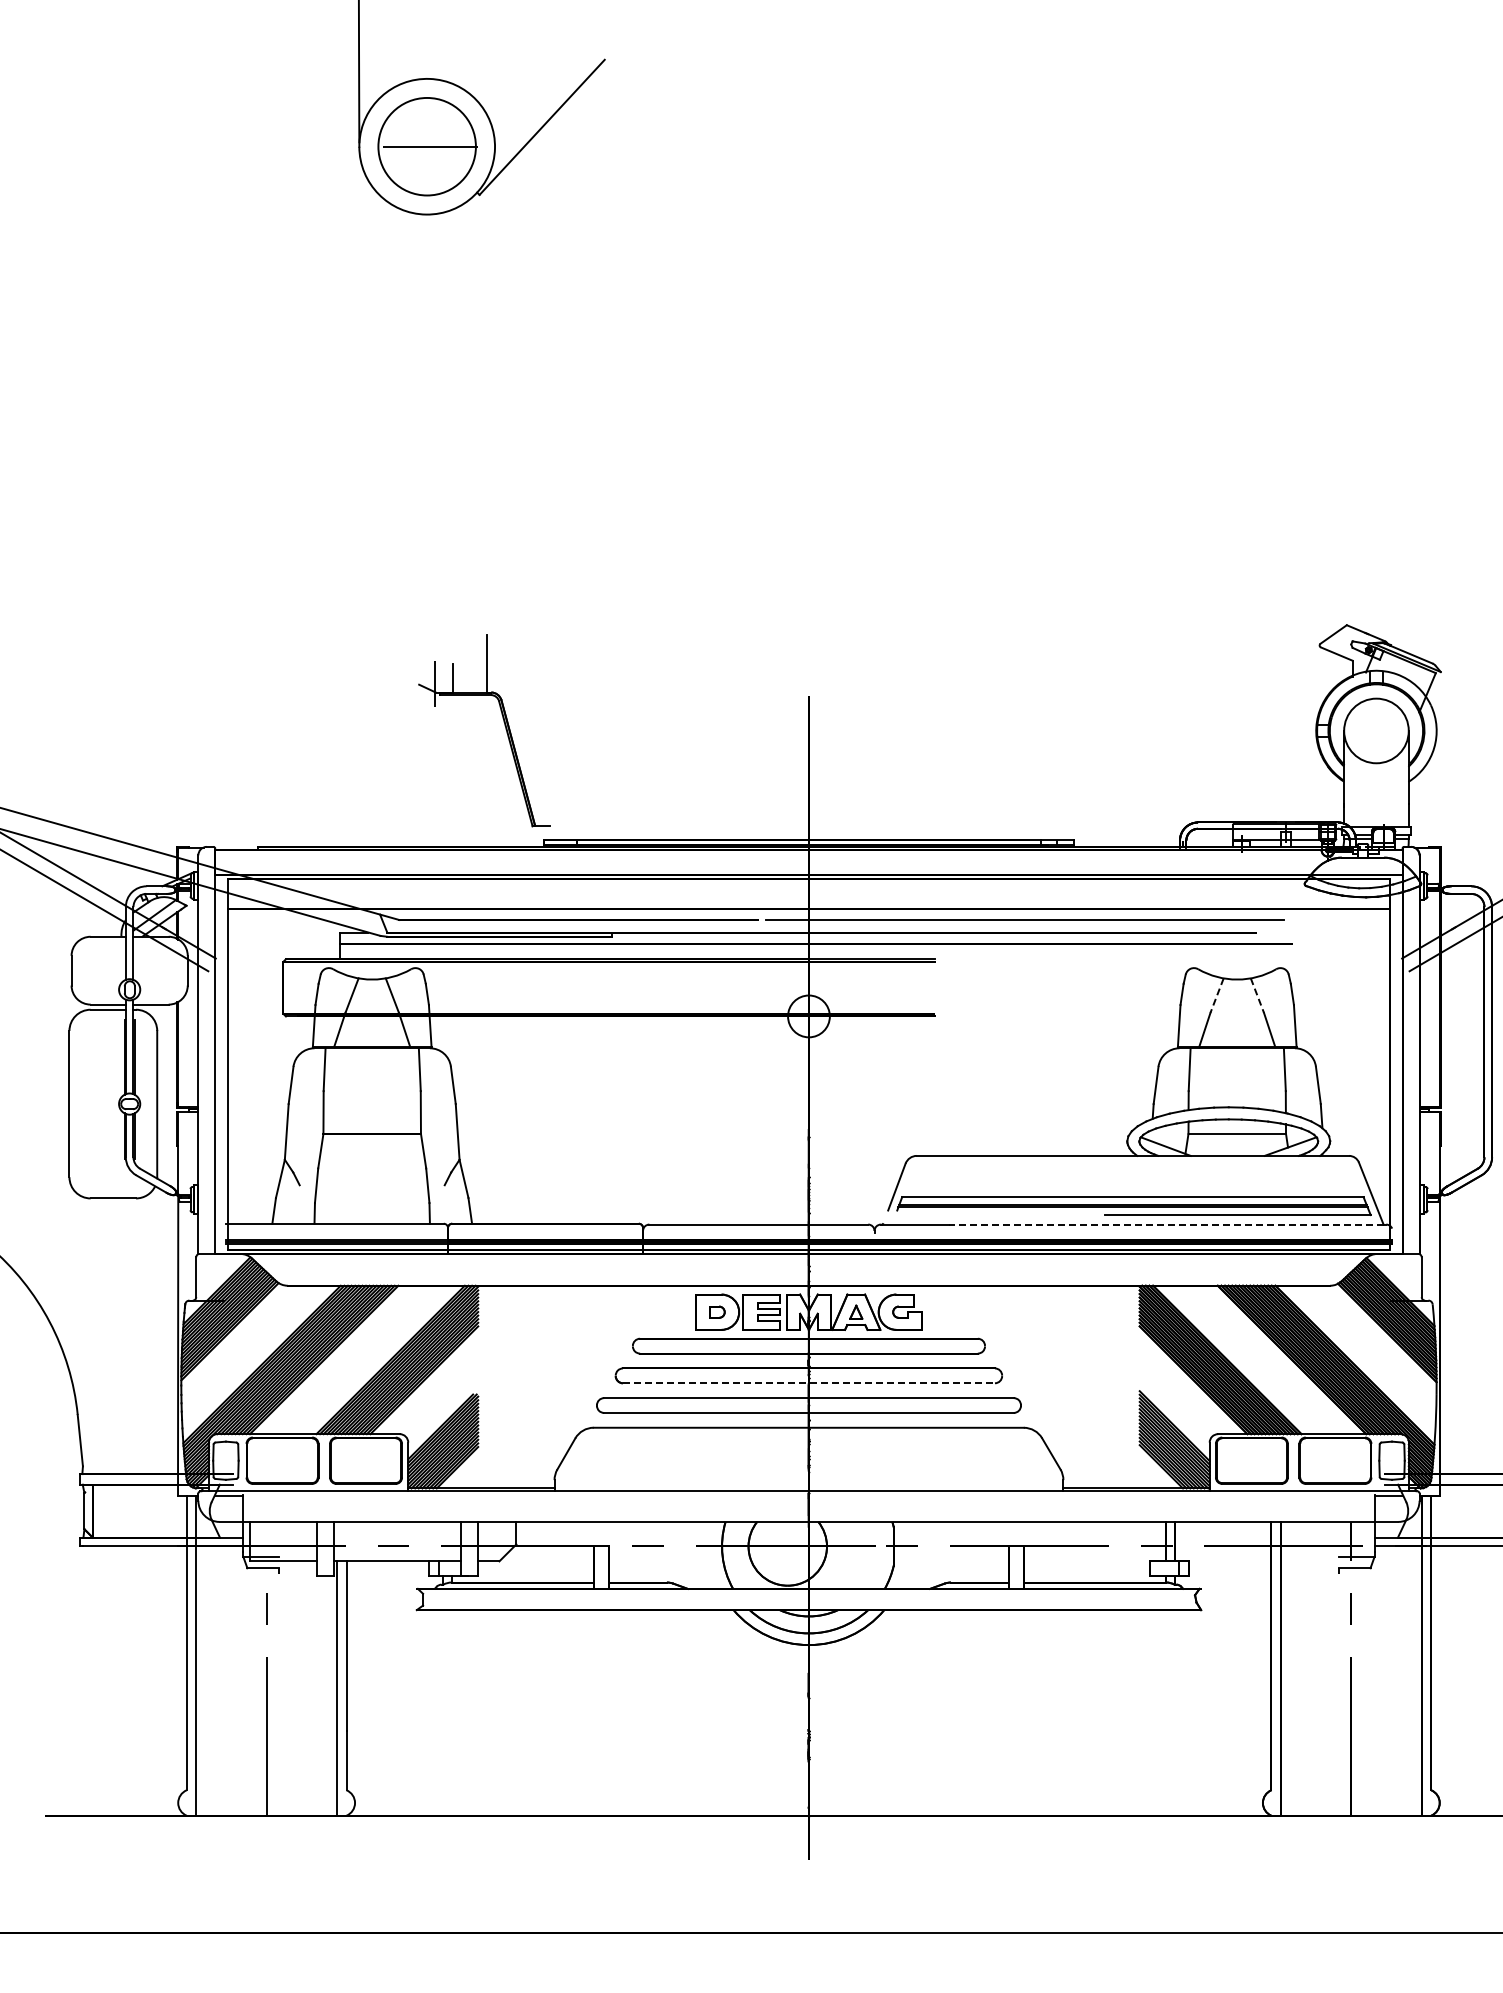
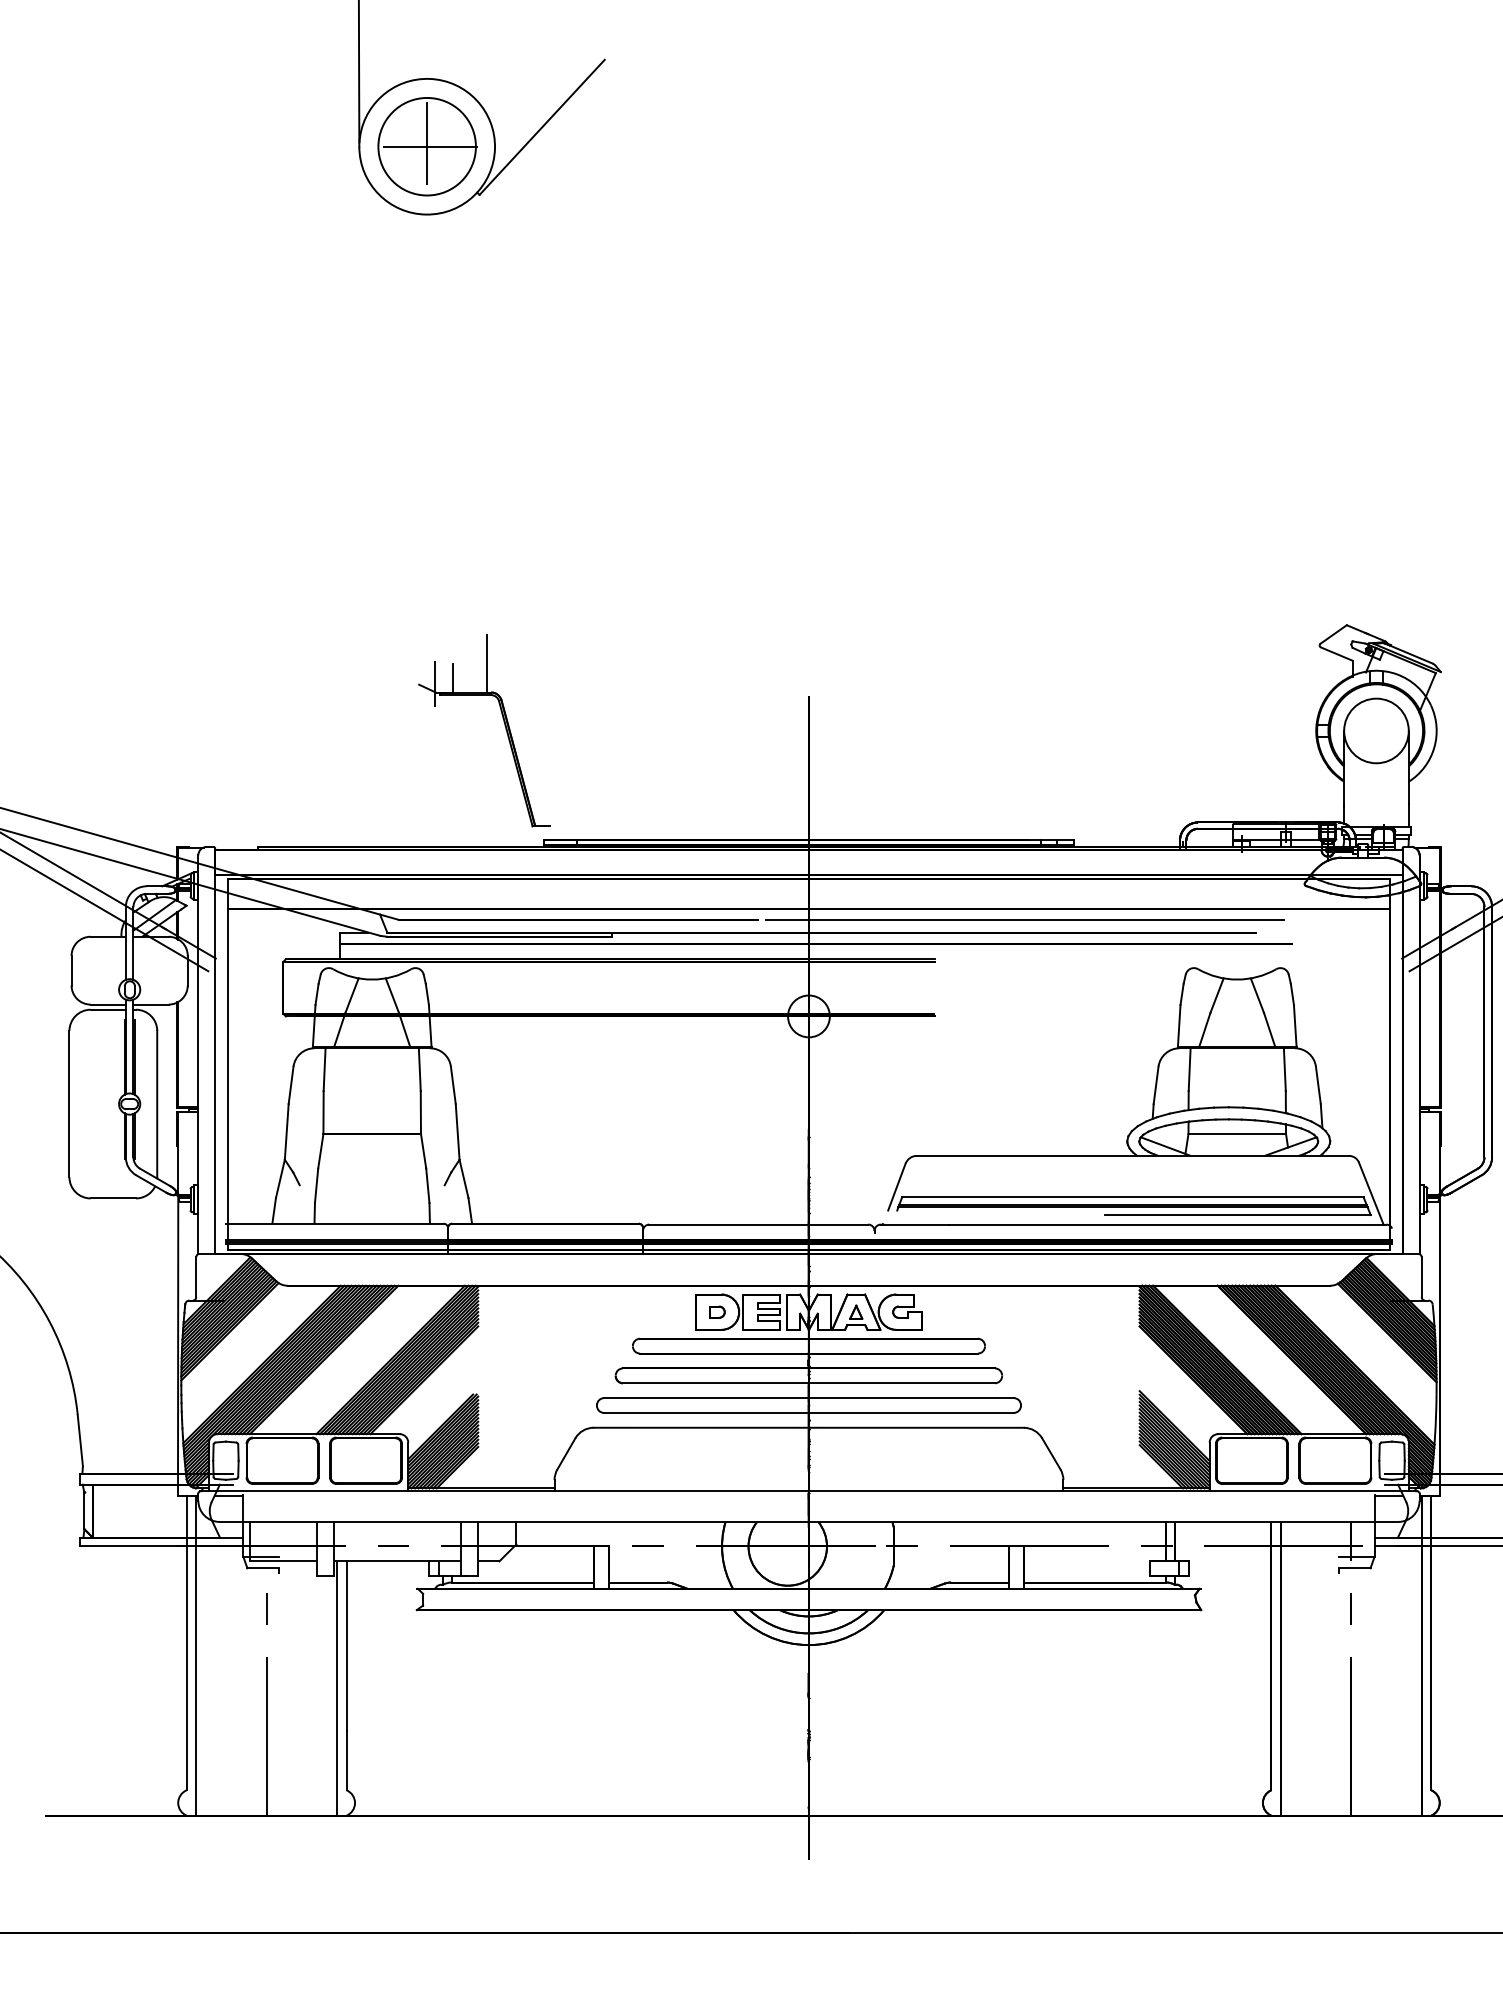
line: none -> present (427, 143)
line: dashed -> solid (1216, 996)
line: dashed -> solid (1257, 996)
line: dashed -> solid (1165, 1224)
line: dashed -> solid (809, 1383)
